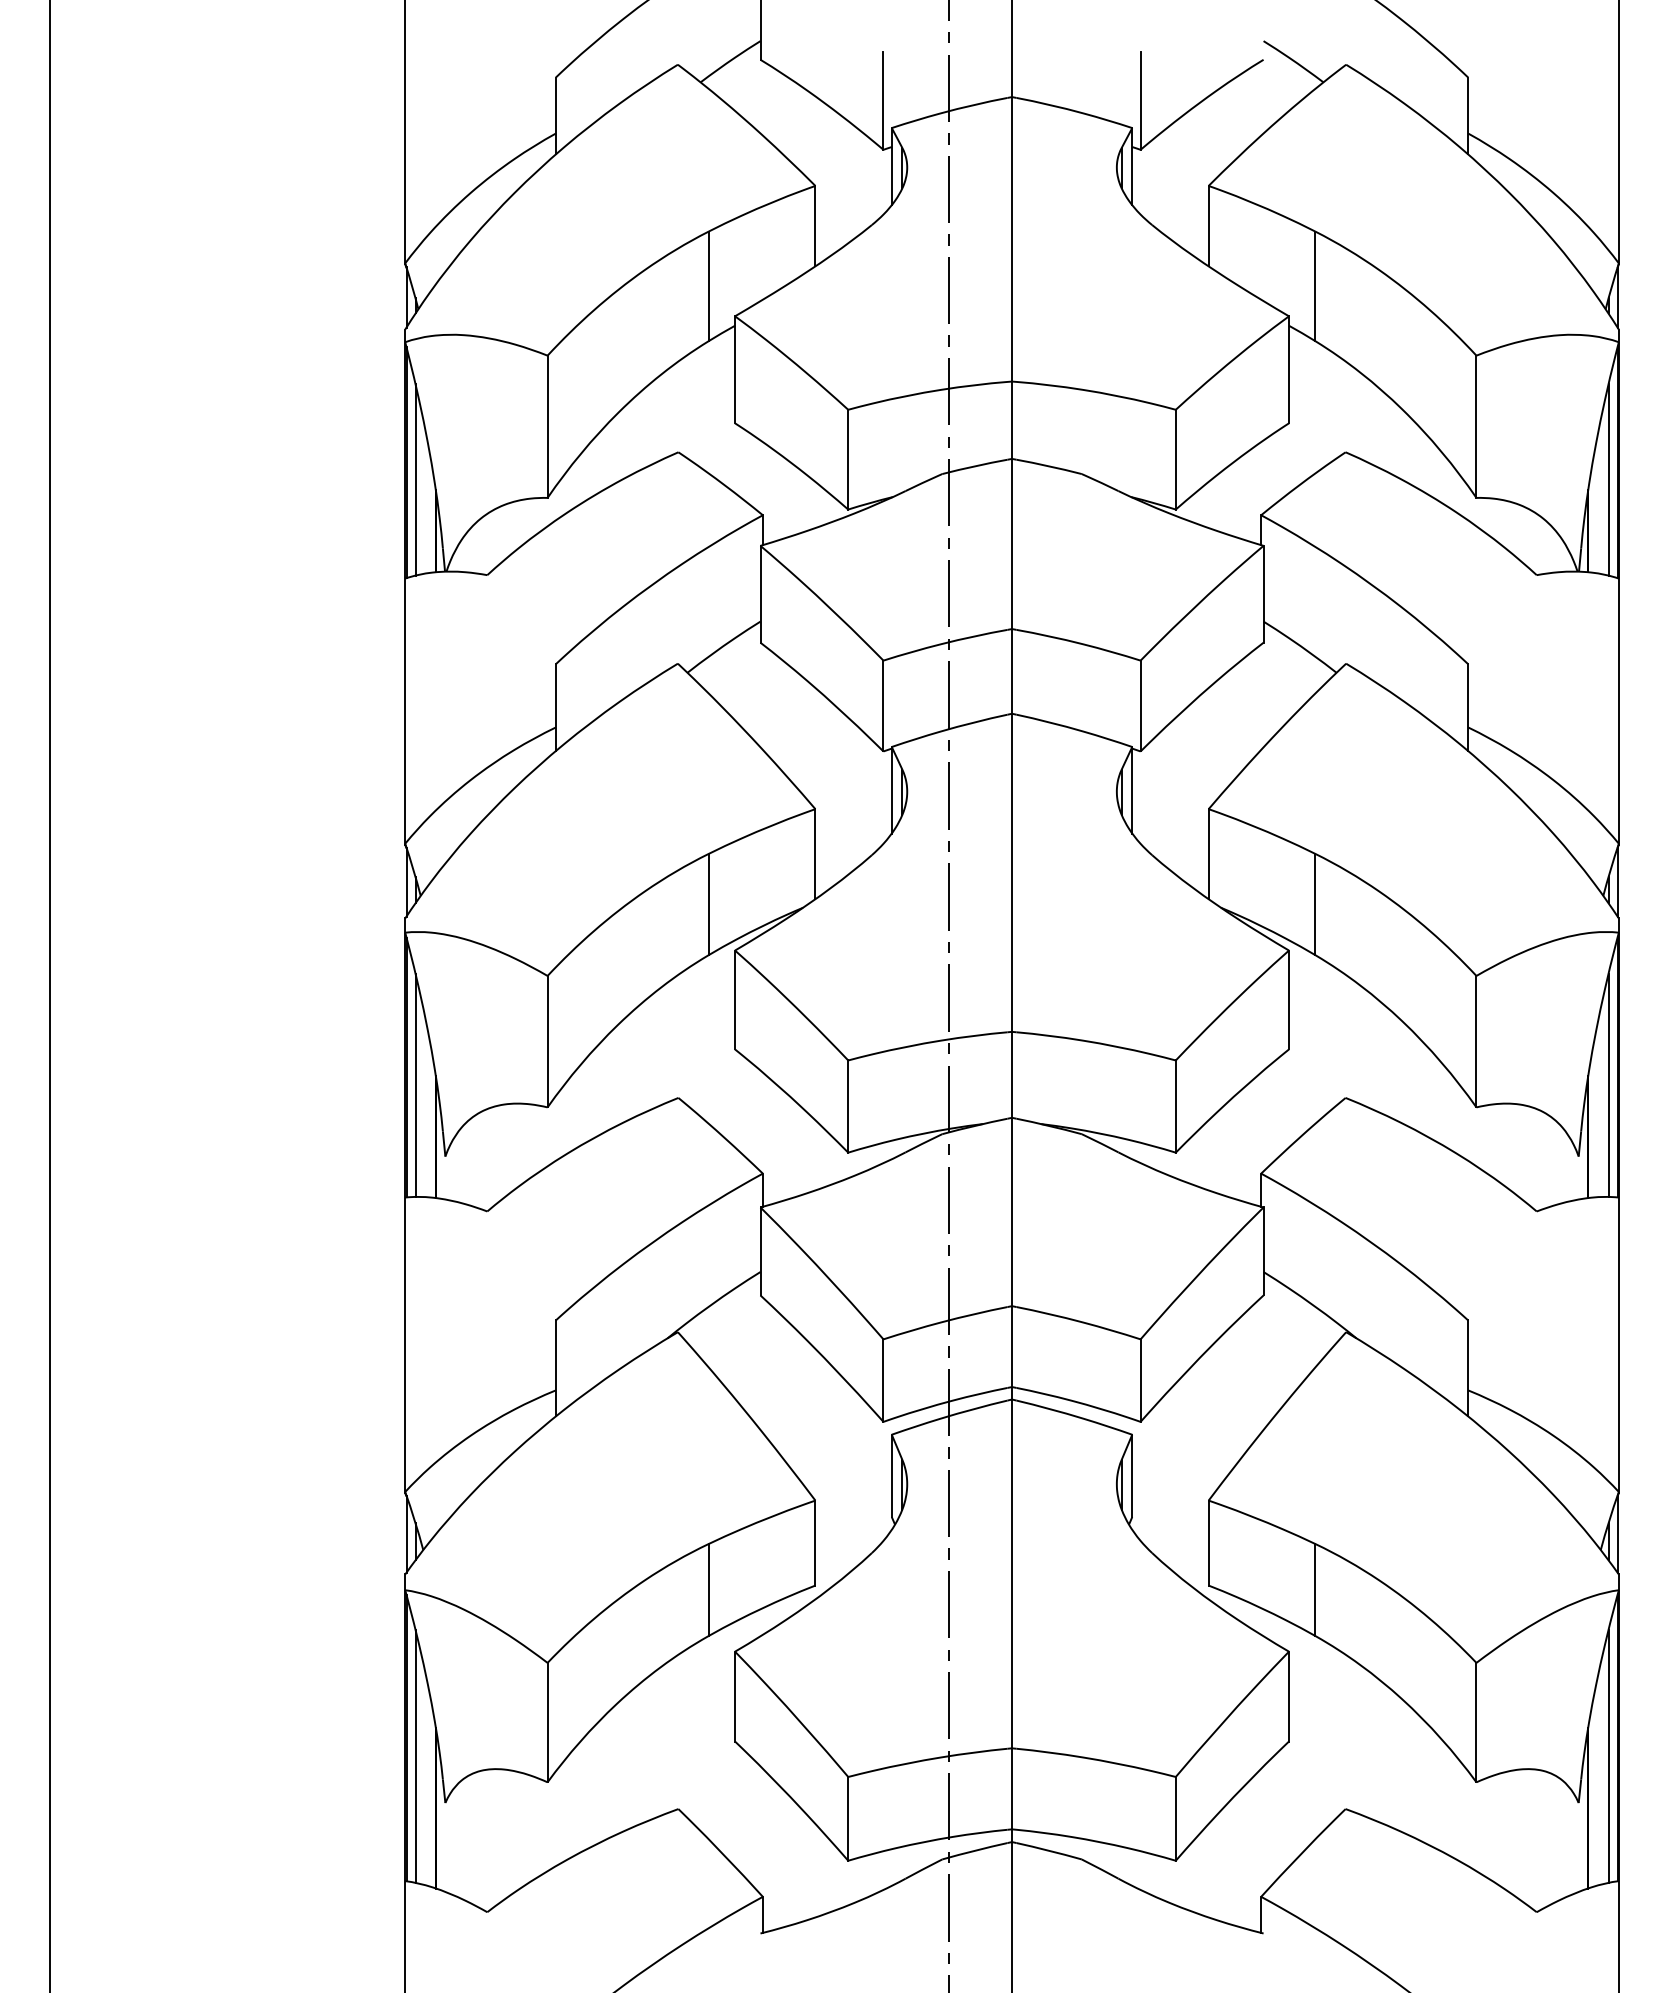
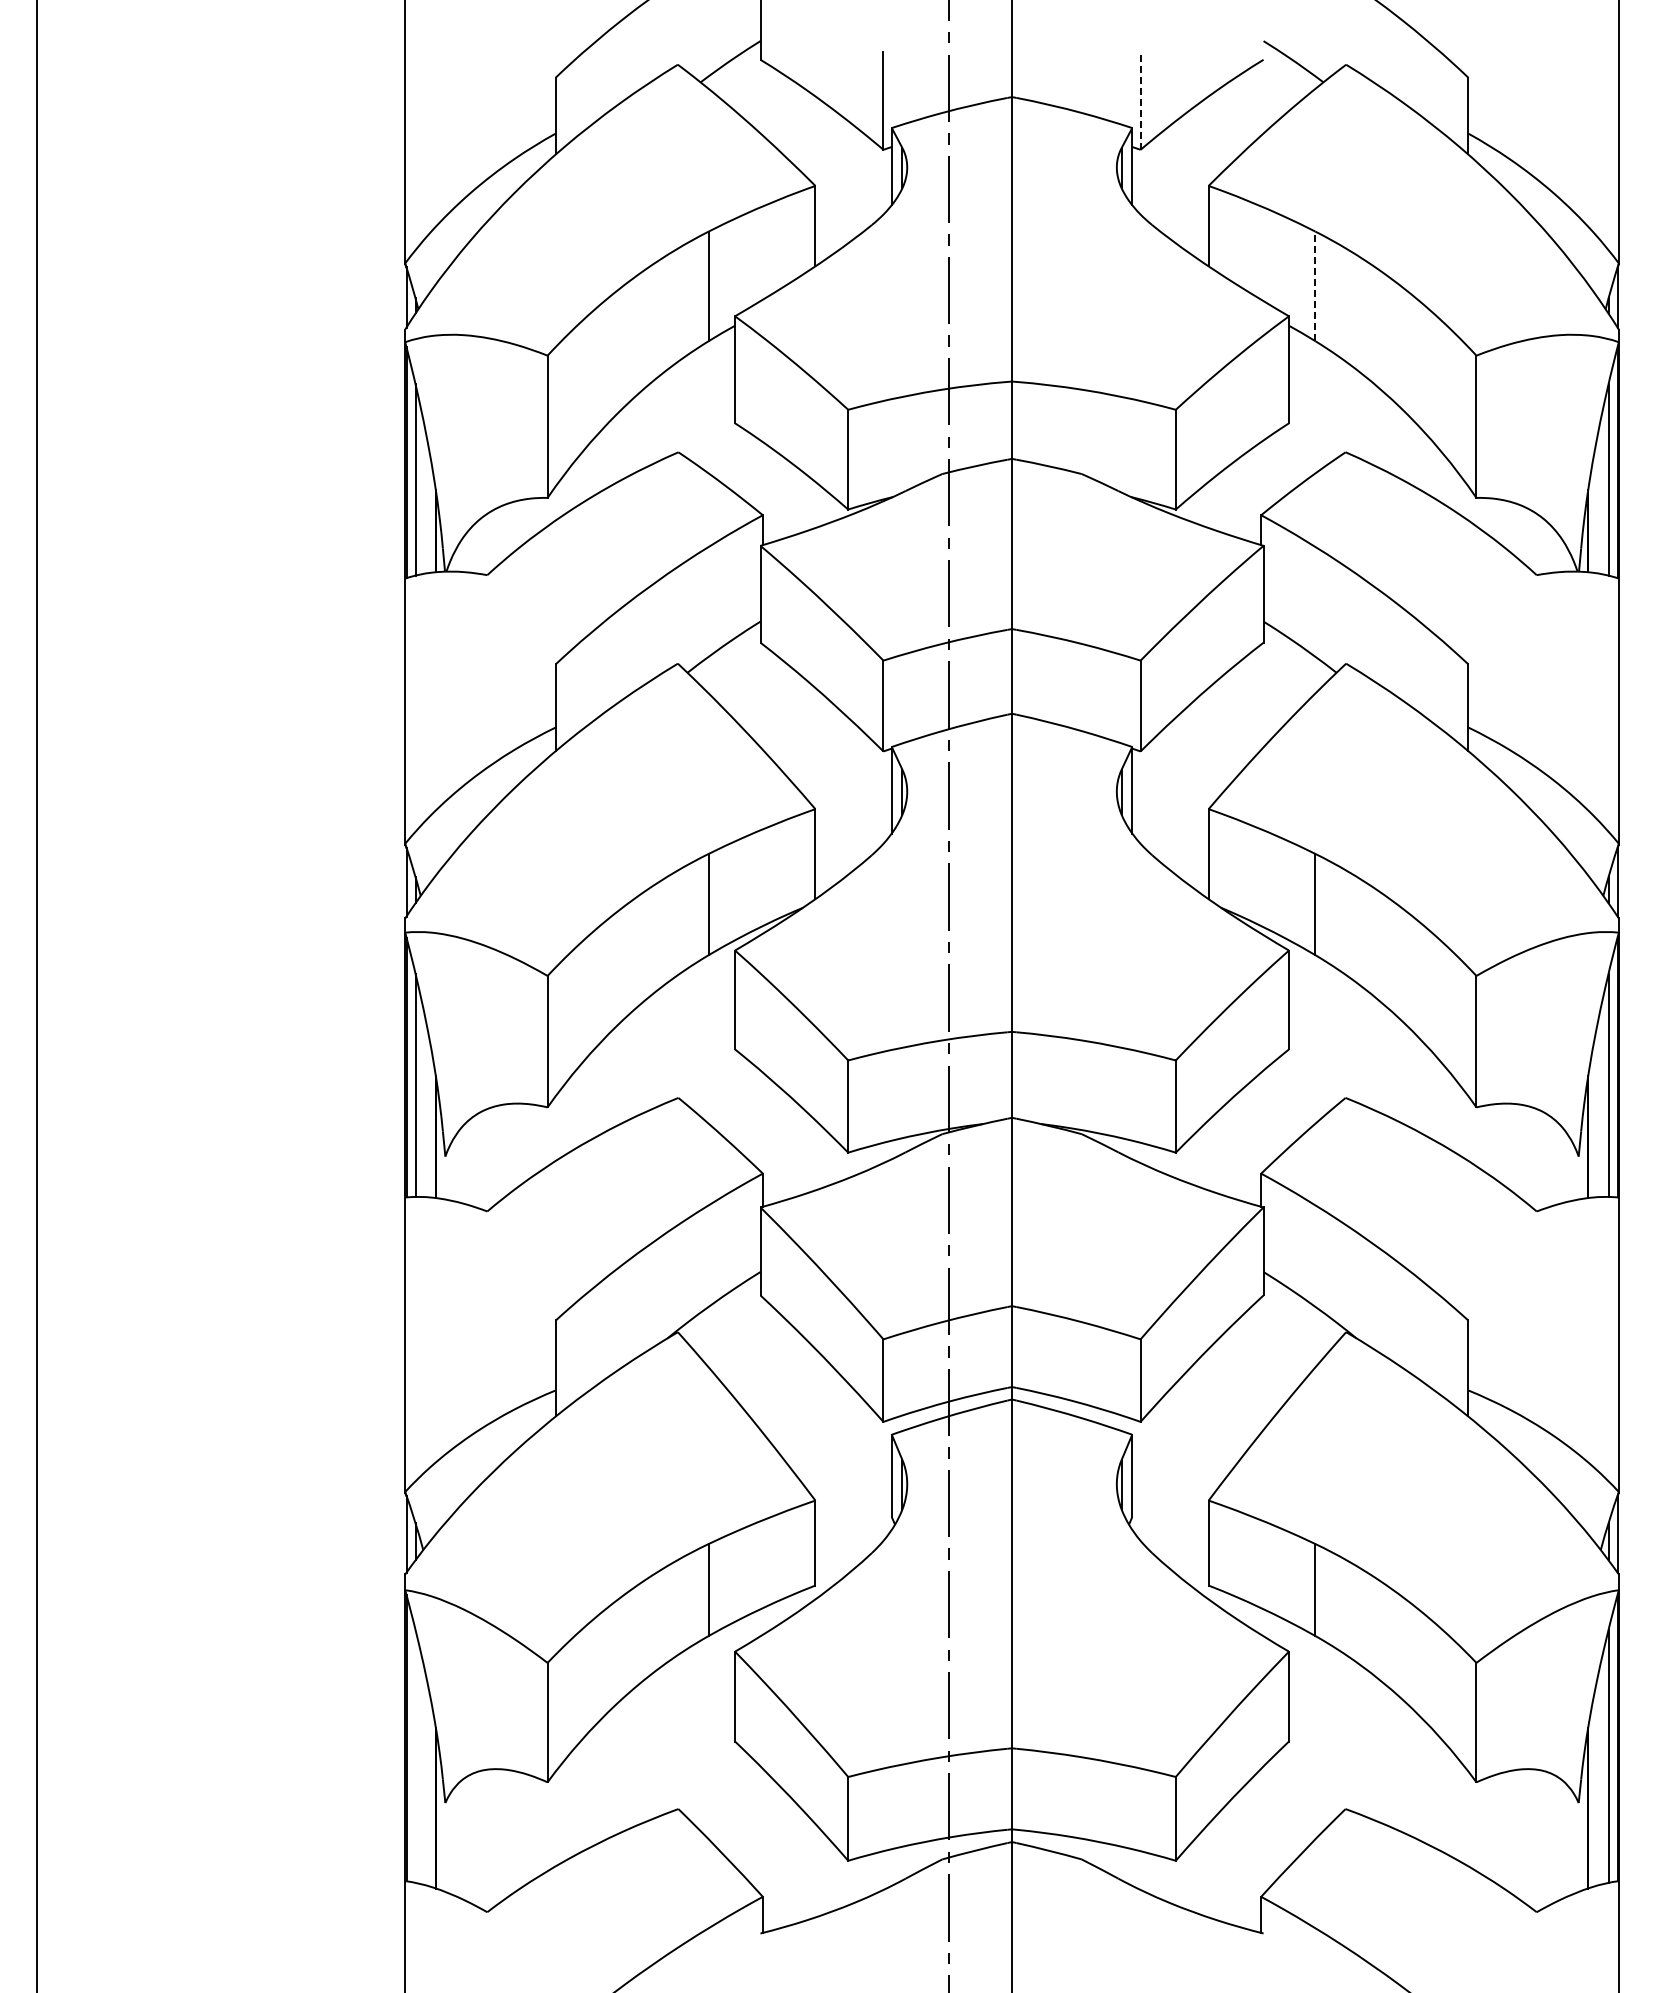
line: solid -> dashed (1140, 100)
line: solid -> dashed (1315, 286)
line position: (50, 995) -> (37, 995) (37, 995)
line: present -> none (415, 1756)
